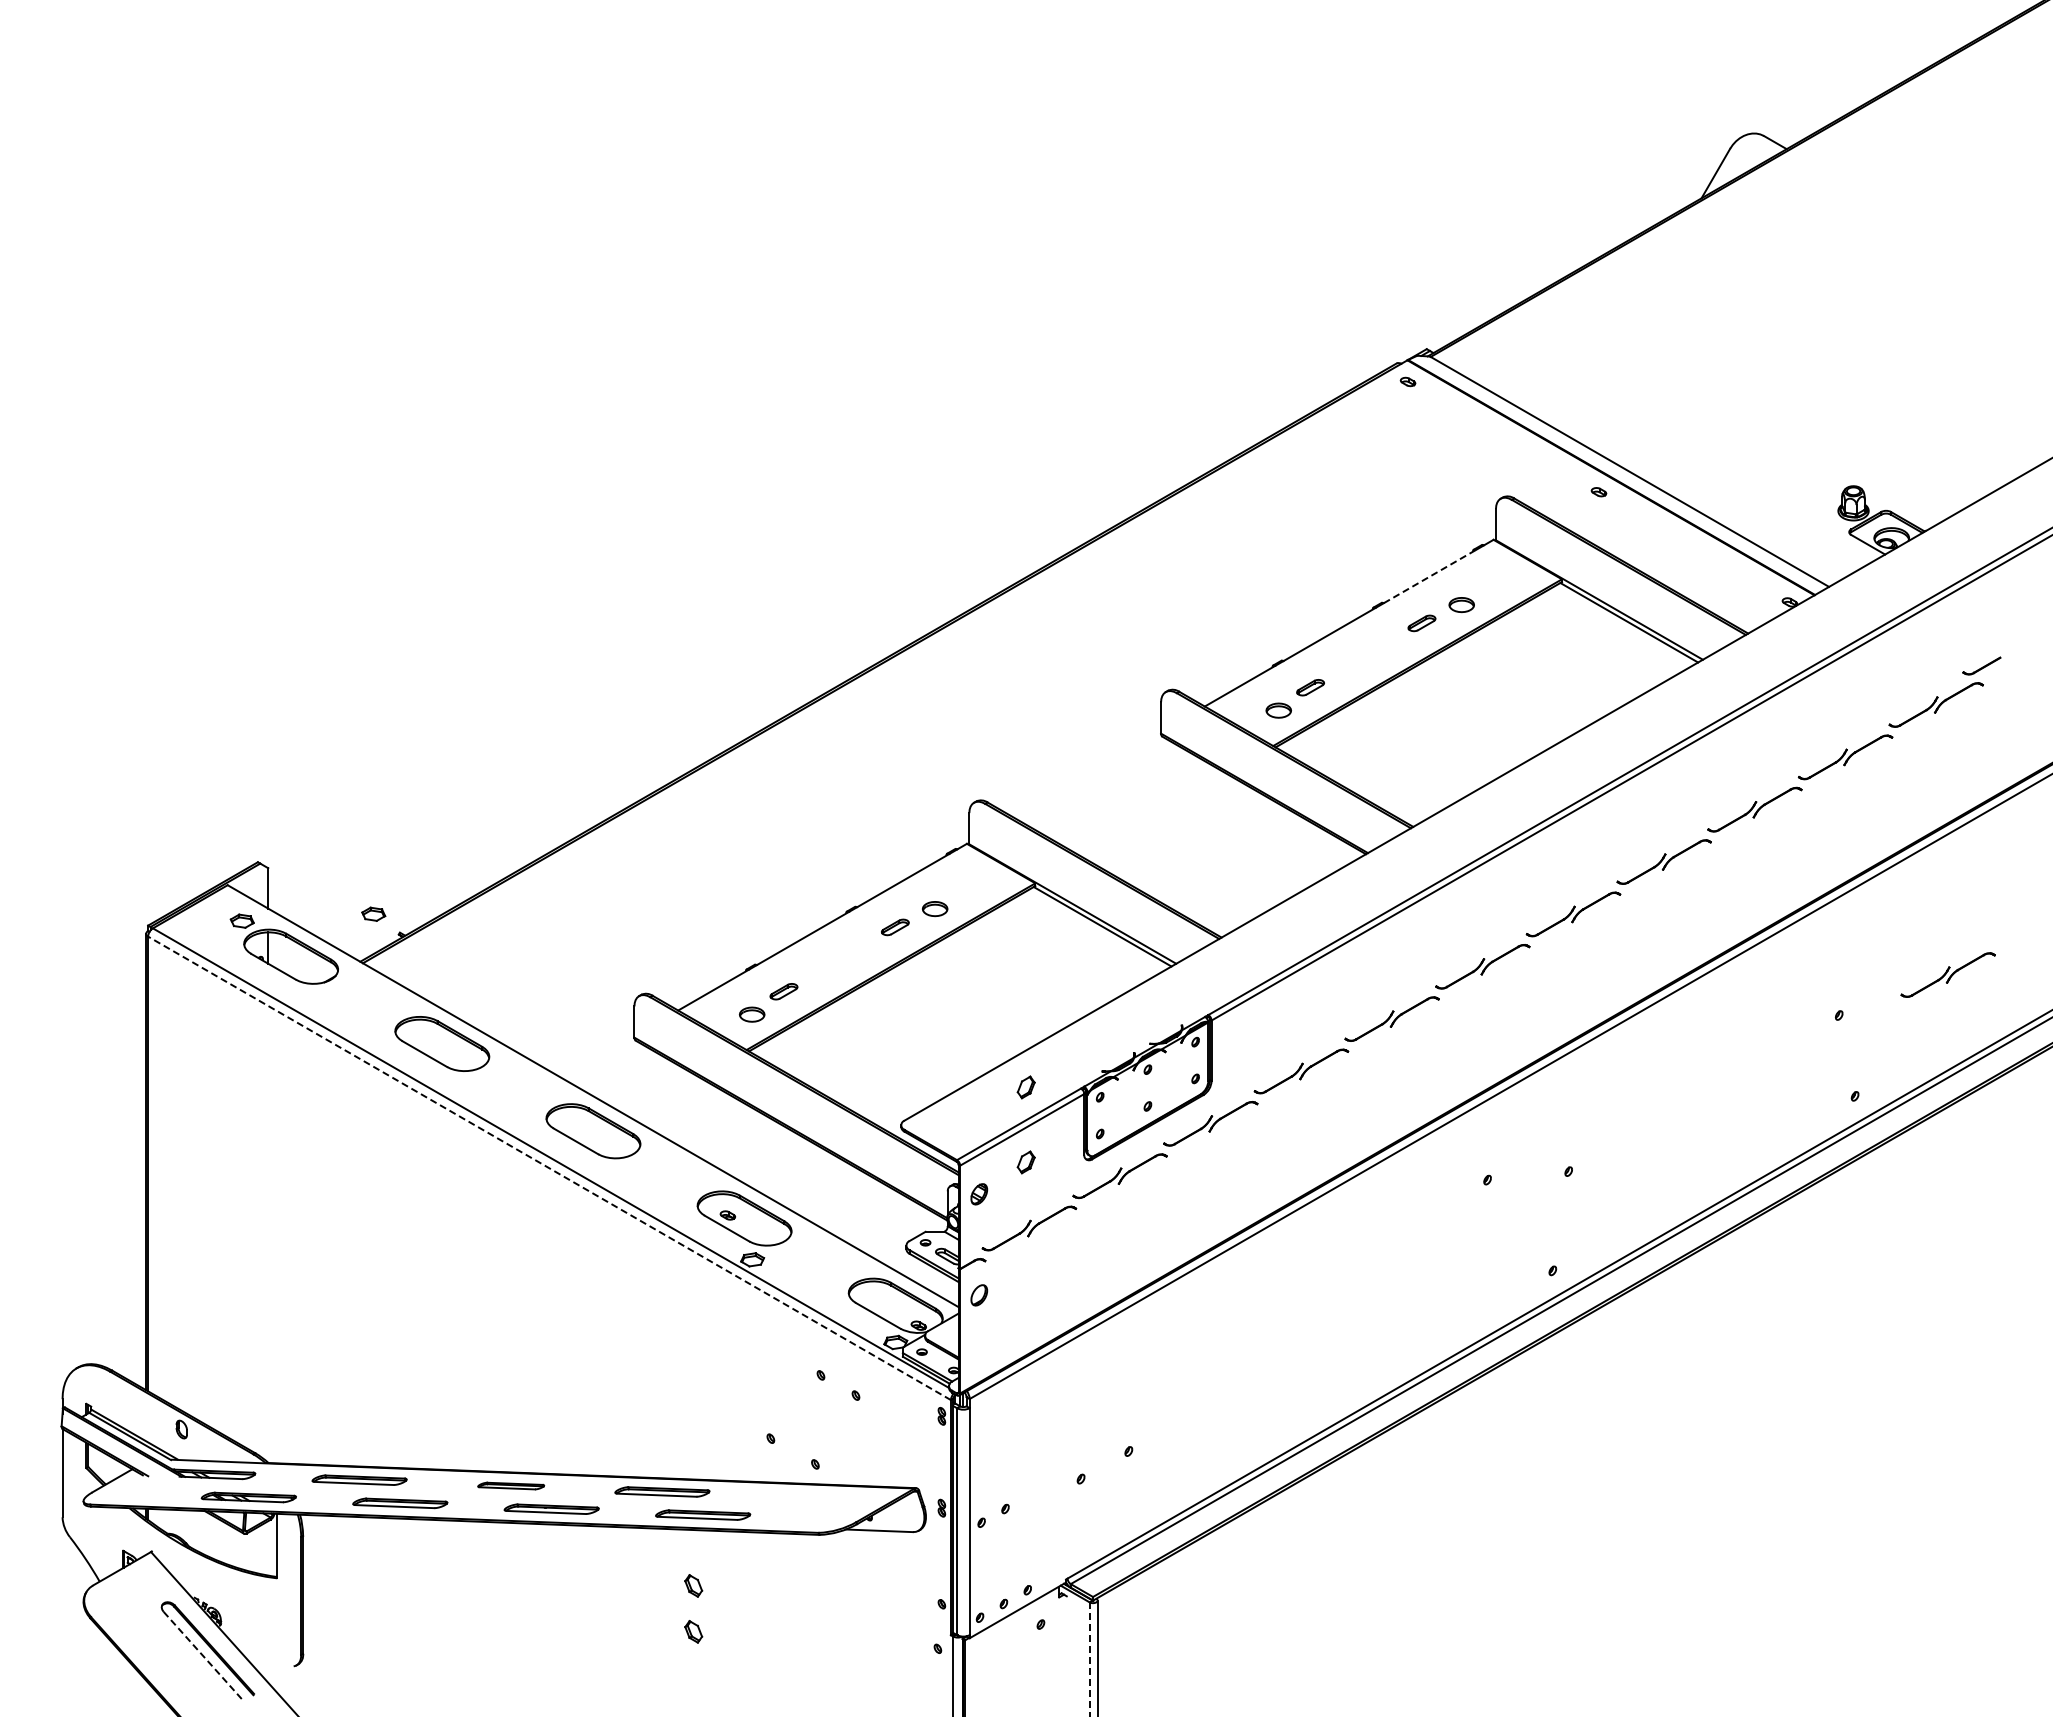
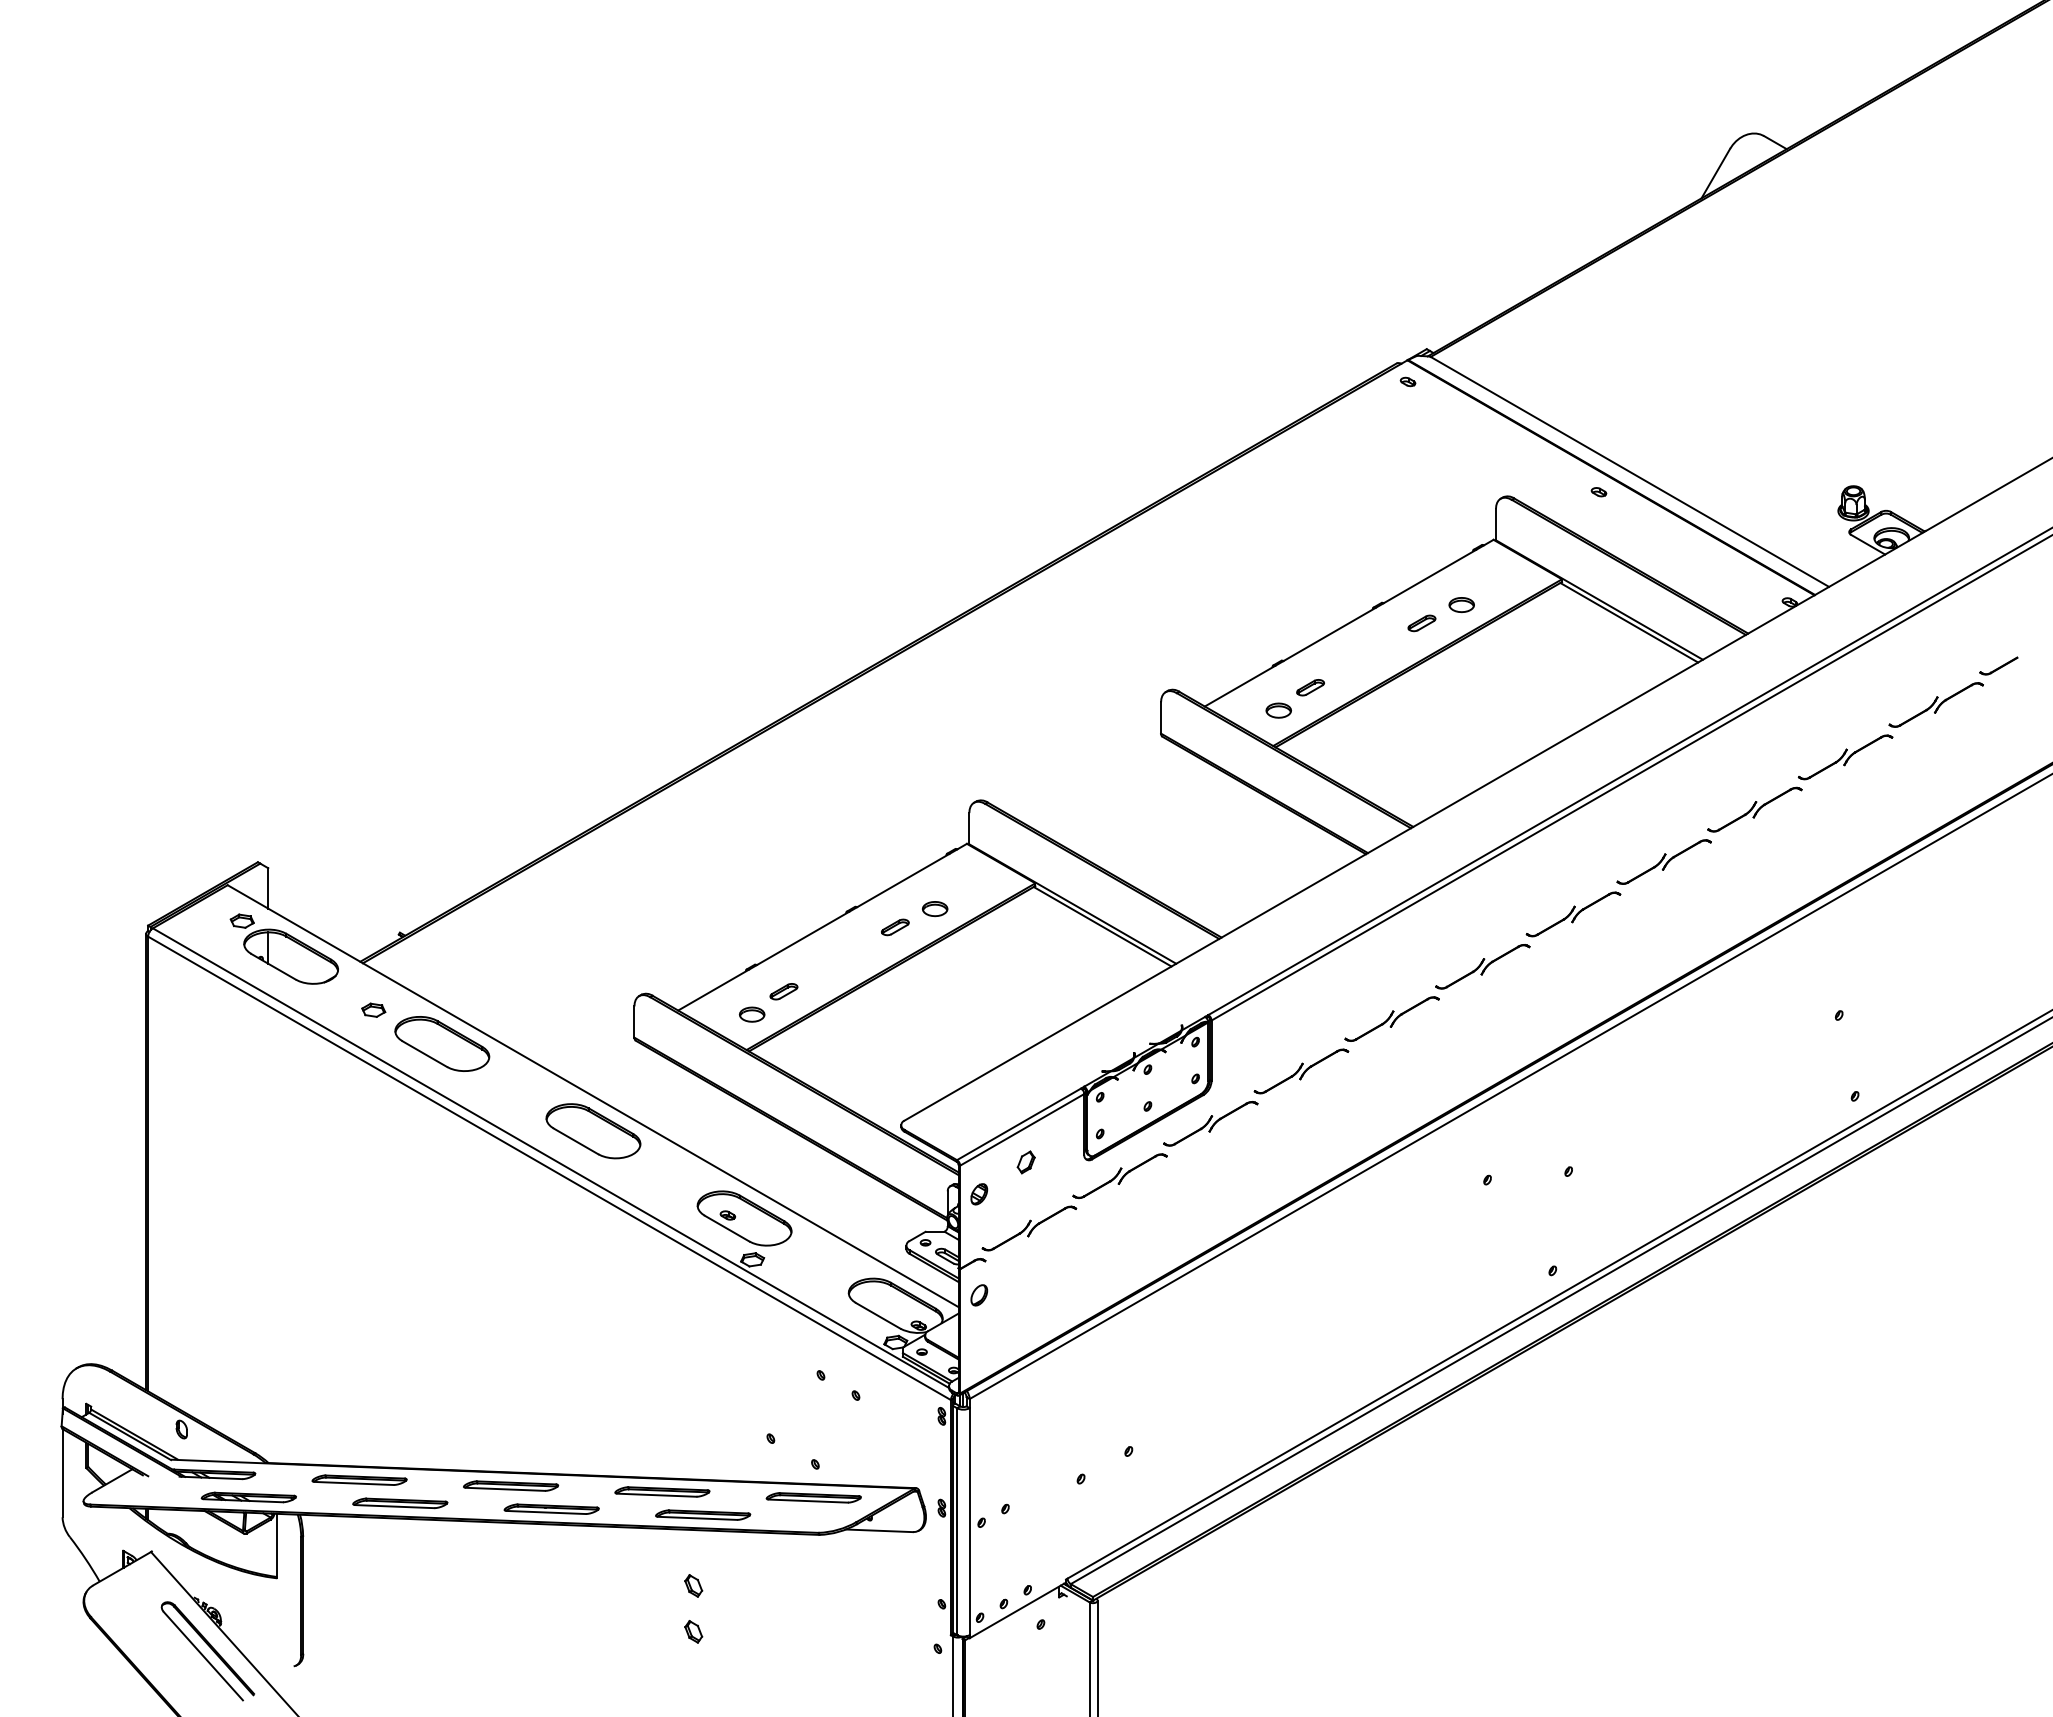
line: dashed -> solid (1430, 576)
part position: (1981, 665) -> (1998, 665) (1998, 665)
part position: (373, 913) -> (373, 1009) (373, 1009)
part: present -> none (1947, 974)
part: present -> none (1025, 1087)
line: dashed -> solid (549, 1168)
part size: 69x10 px -> 97x12 px (511, 1485)
part: none -> present (813, 1497)
line: dashed -> solid (203, 1656)
line: dashed -> solid (1089, 1659)
